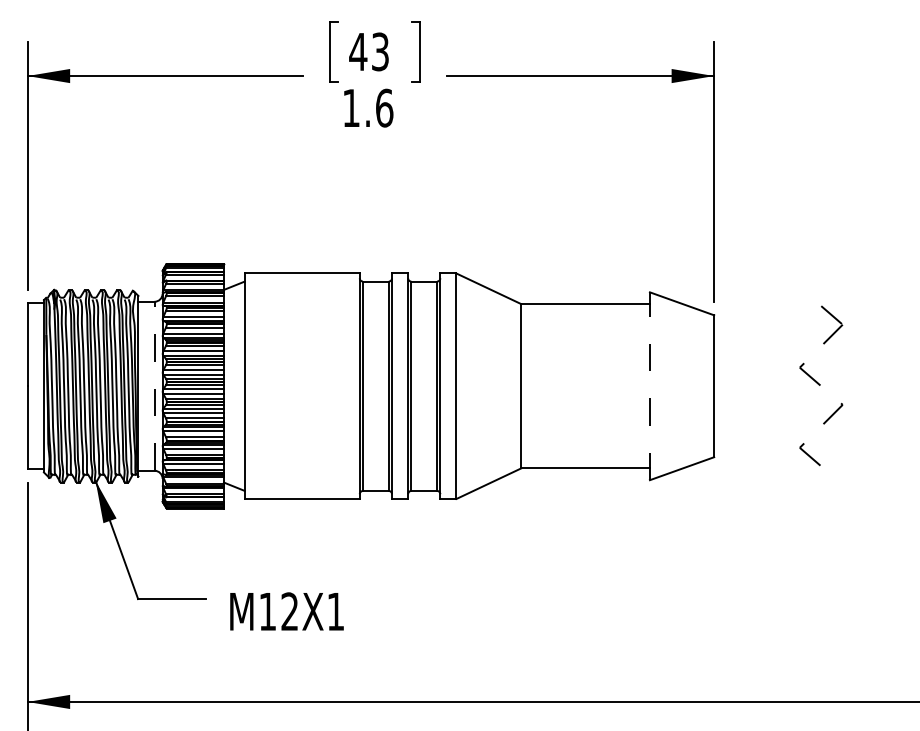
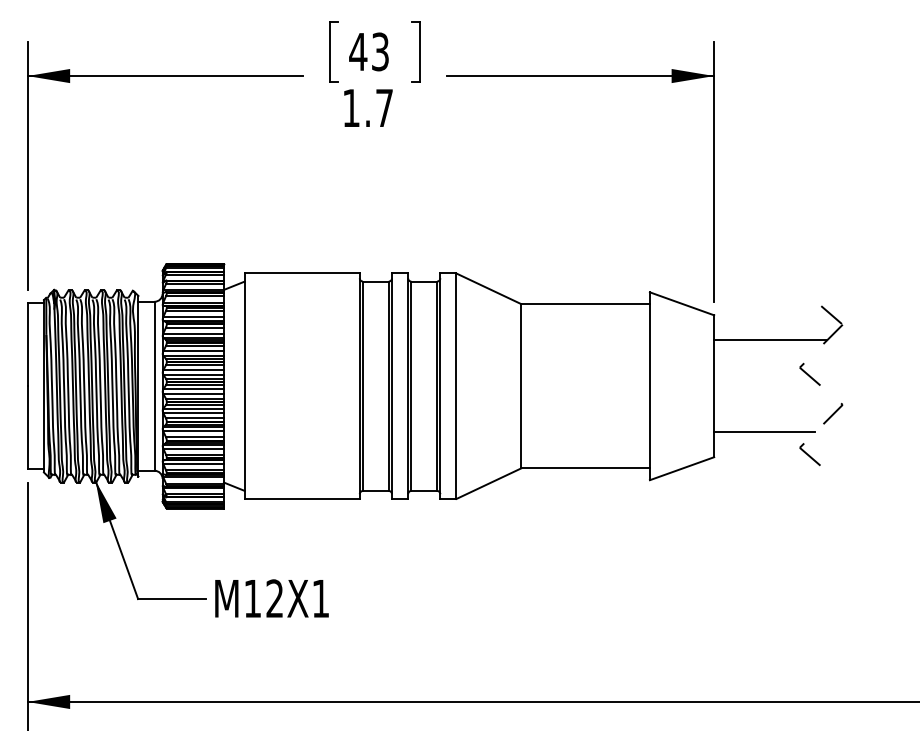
text: 1.6 -> 1.7 (384, 107)
line: none -> present (770, 340)
line: dashed -> solid (154, 385)
line: dashed -> solid (649, 386)
line: none -> present (764, 432)
text position: (286, 611) -> (271, 598) (271, 598)
